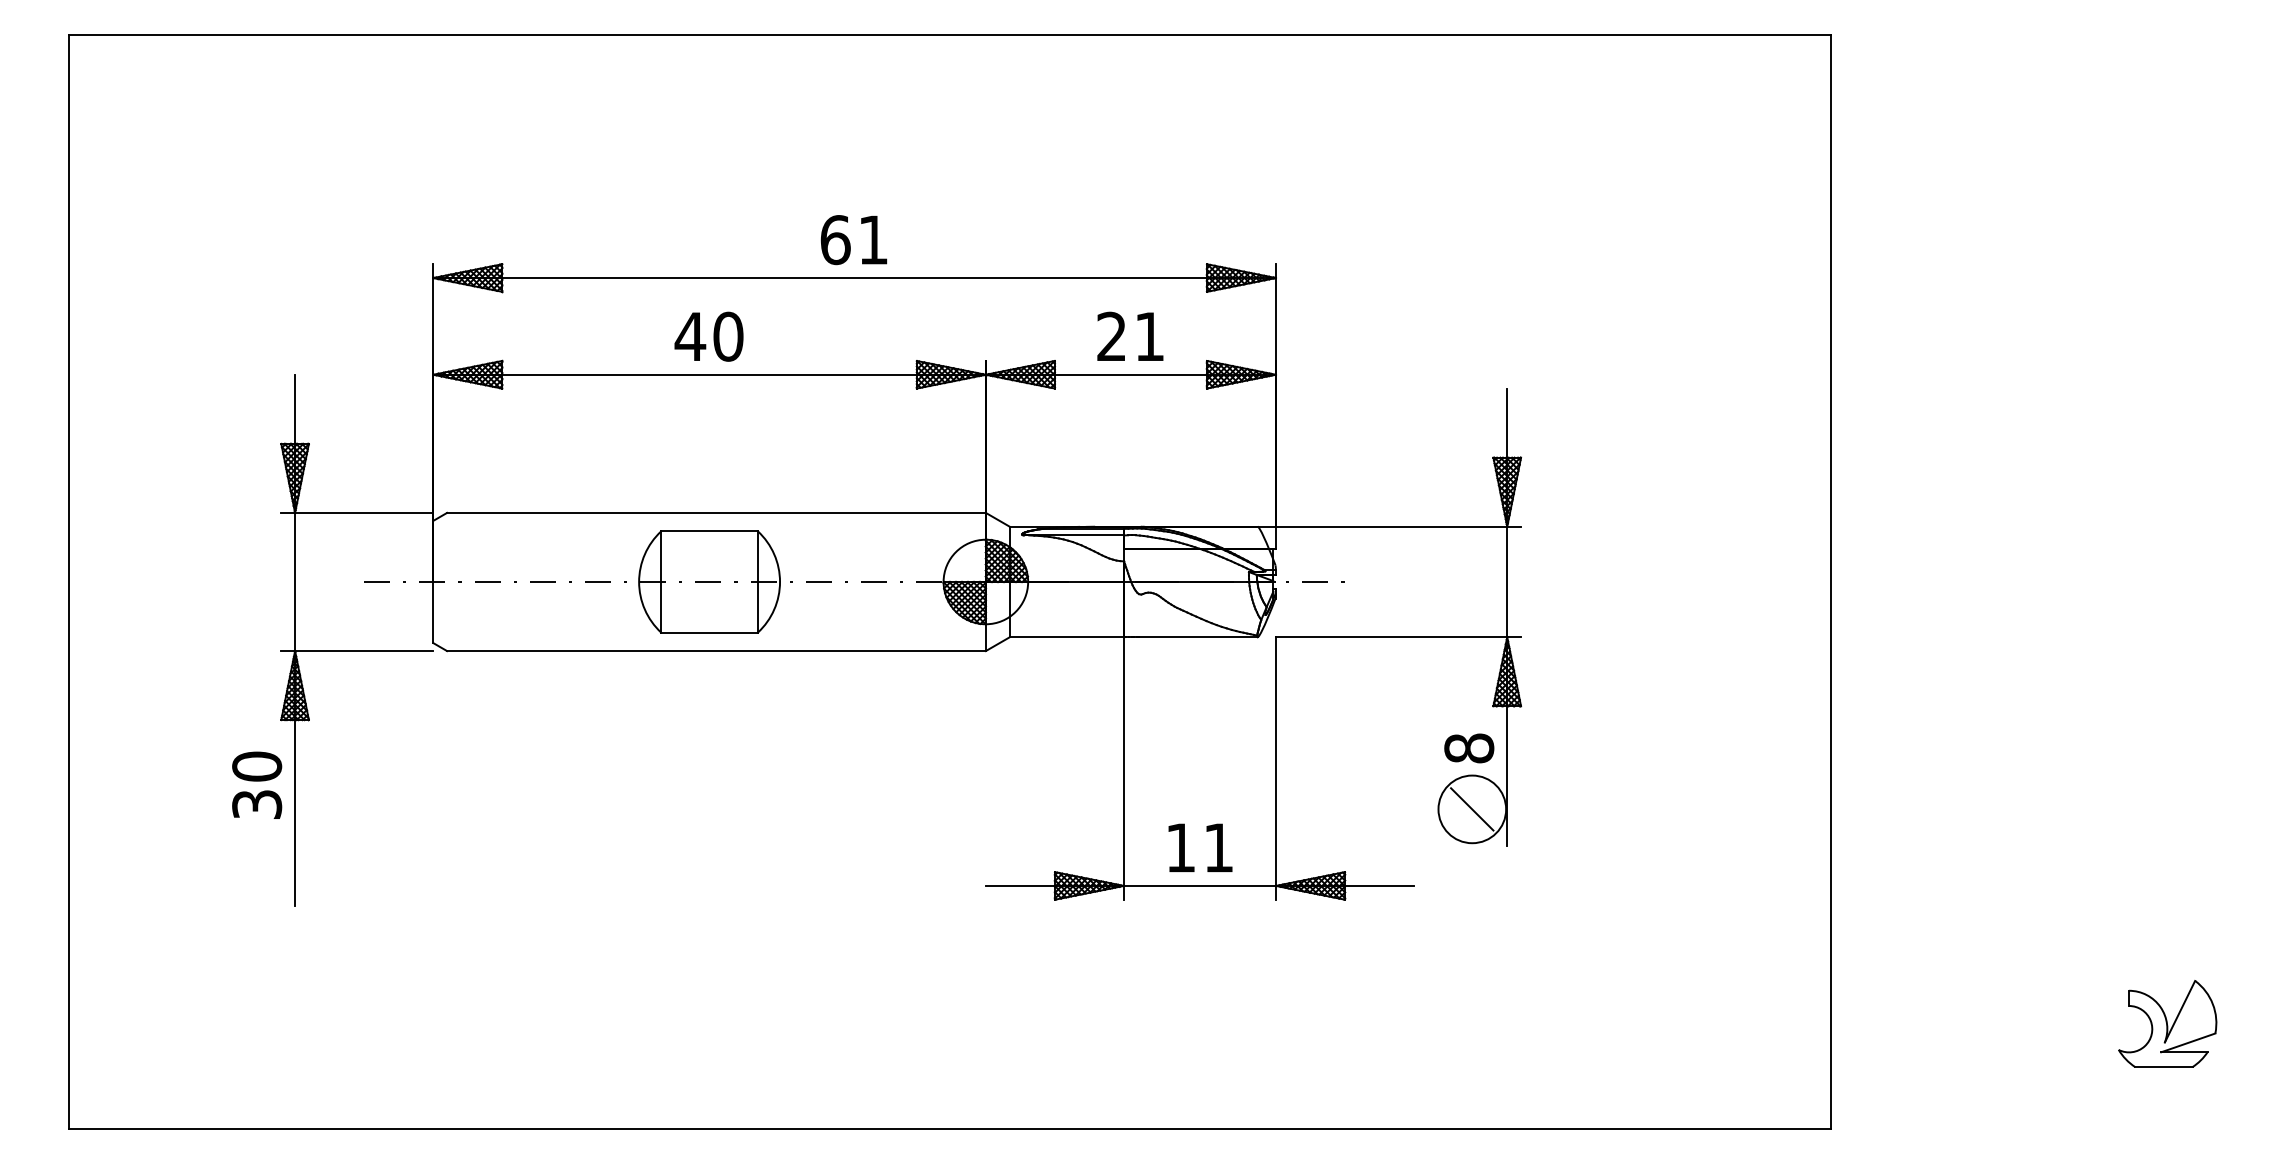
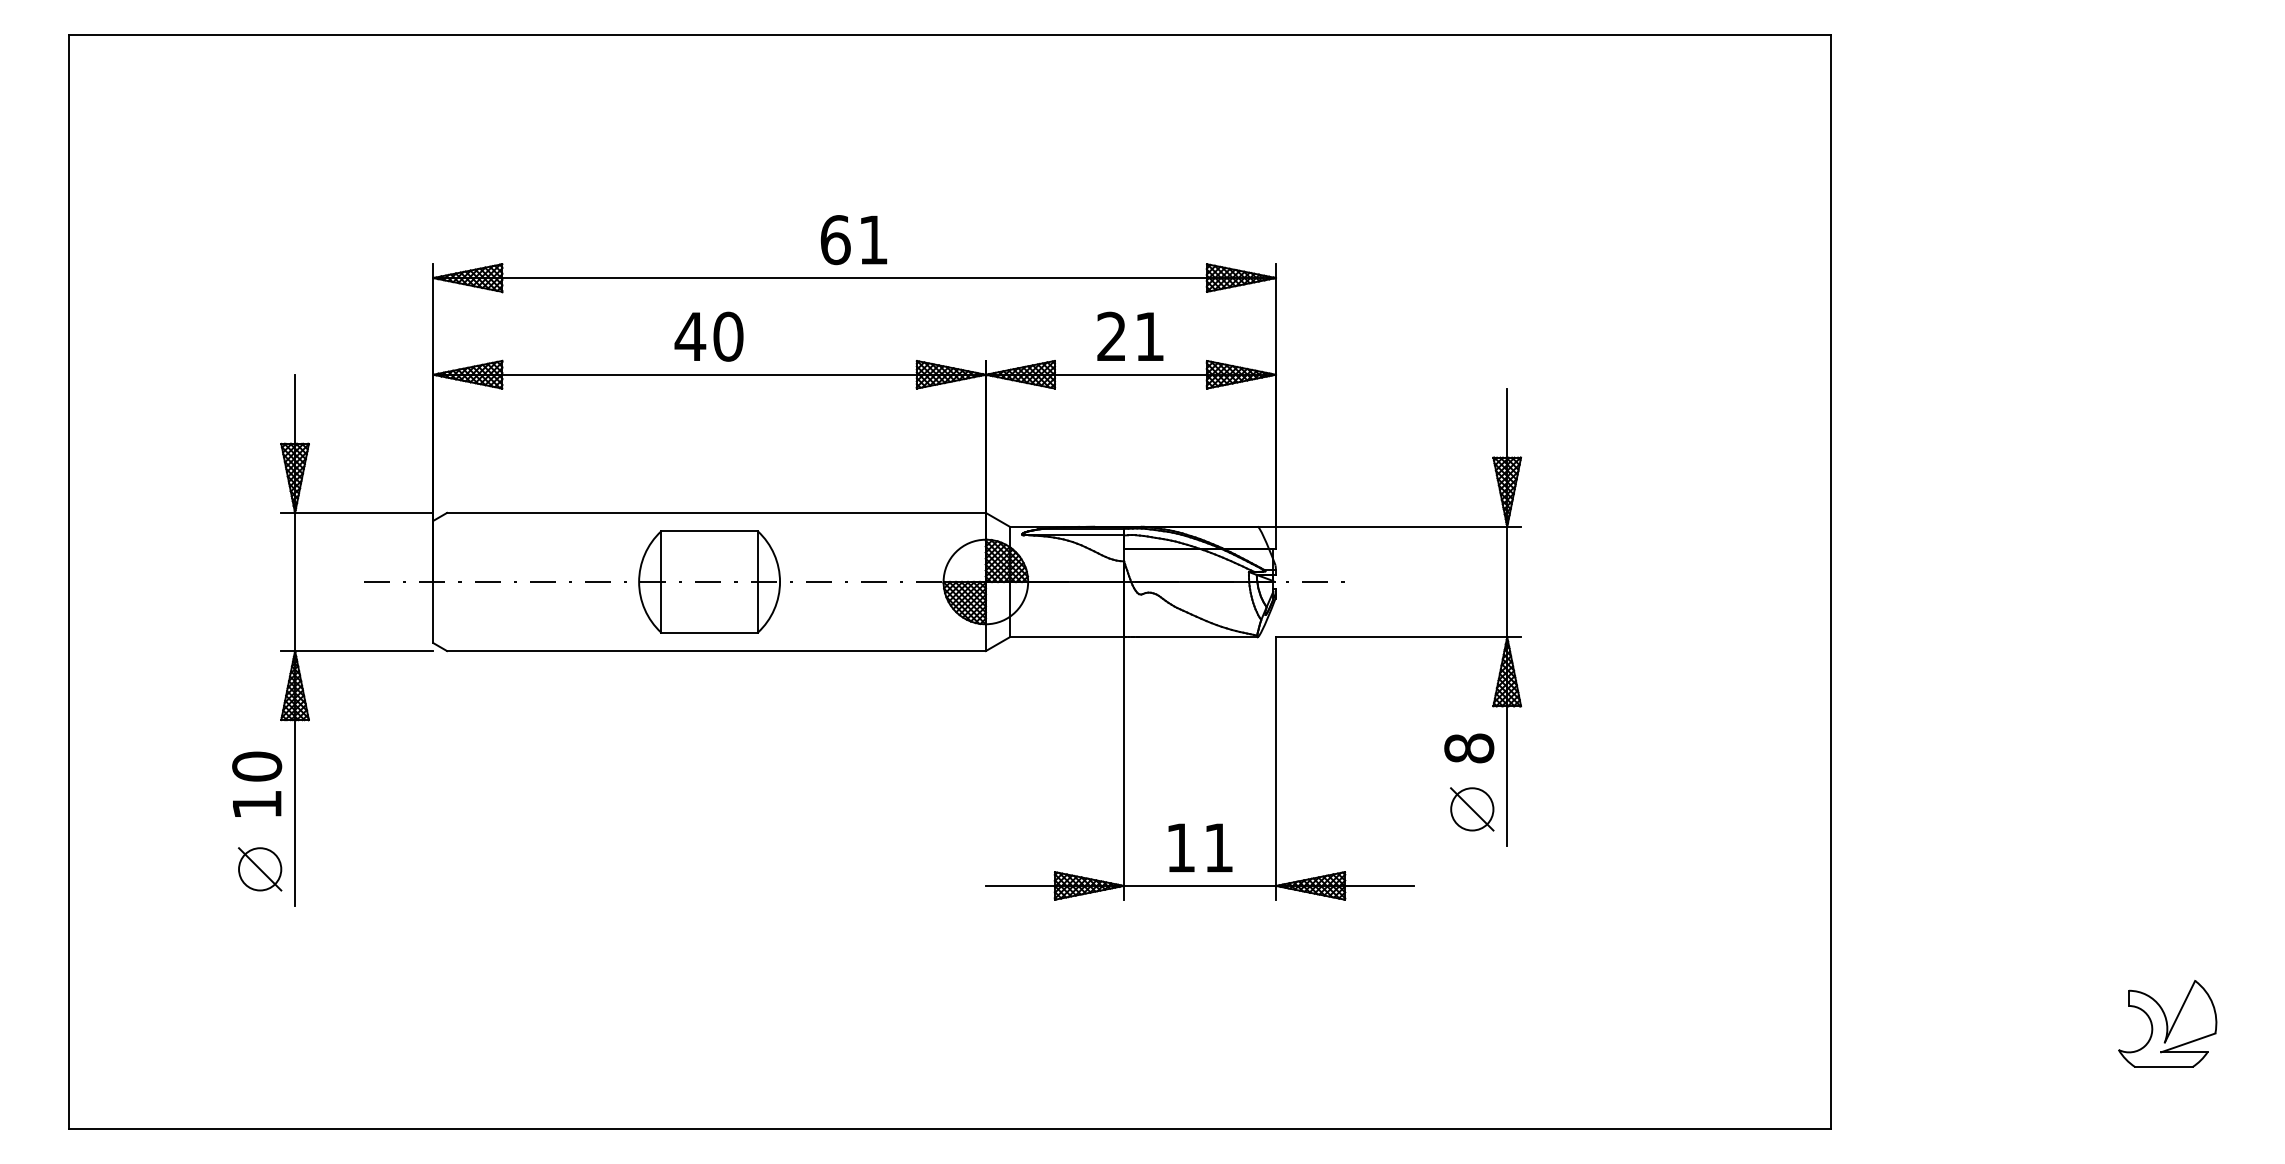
text: 30 -> 10 (257, 804)
circle diameter: 68 px -> 42 px (1472, 809)
part: none -> present (260, 869)
